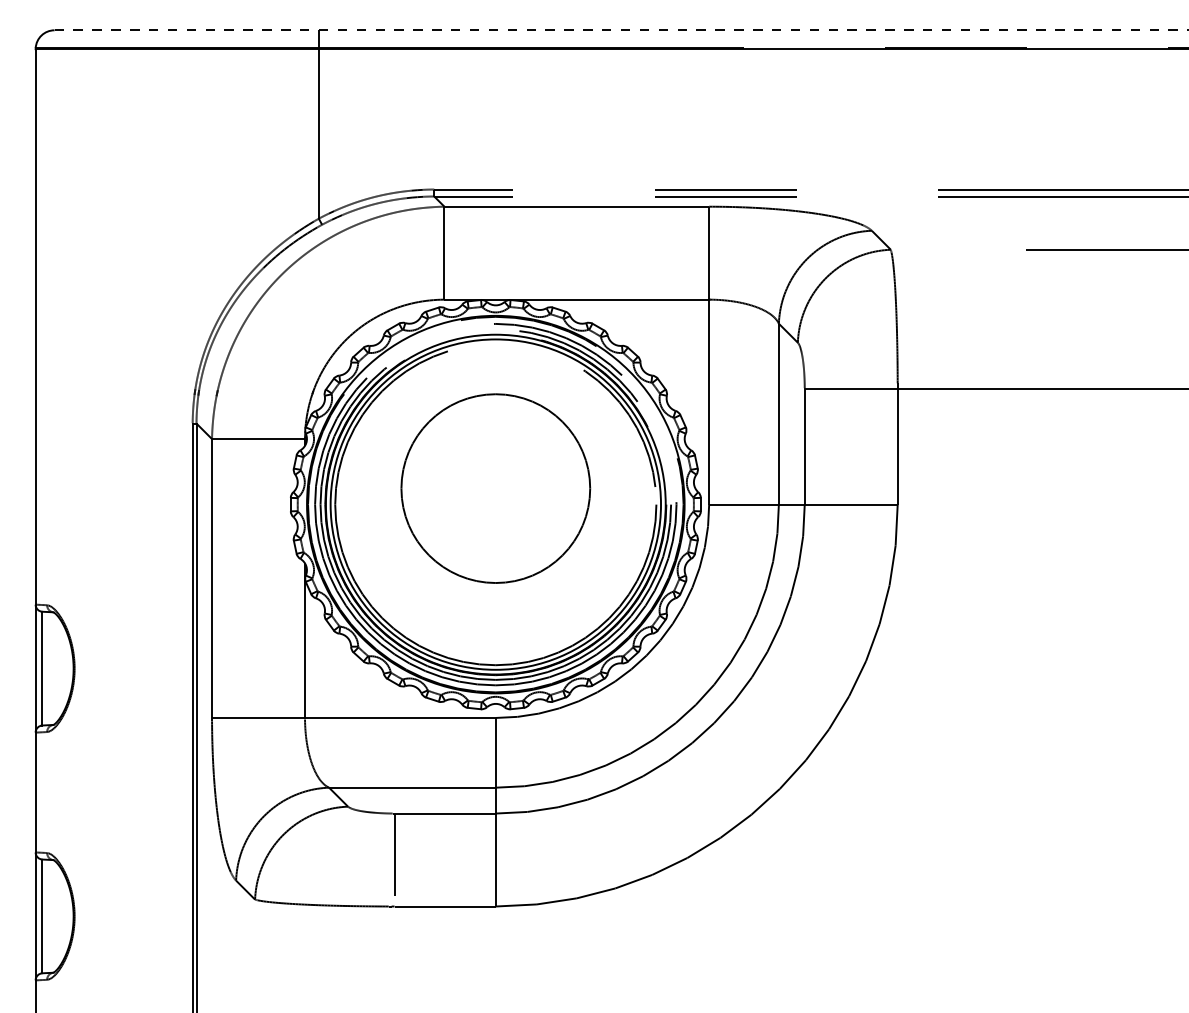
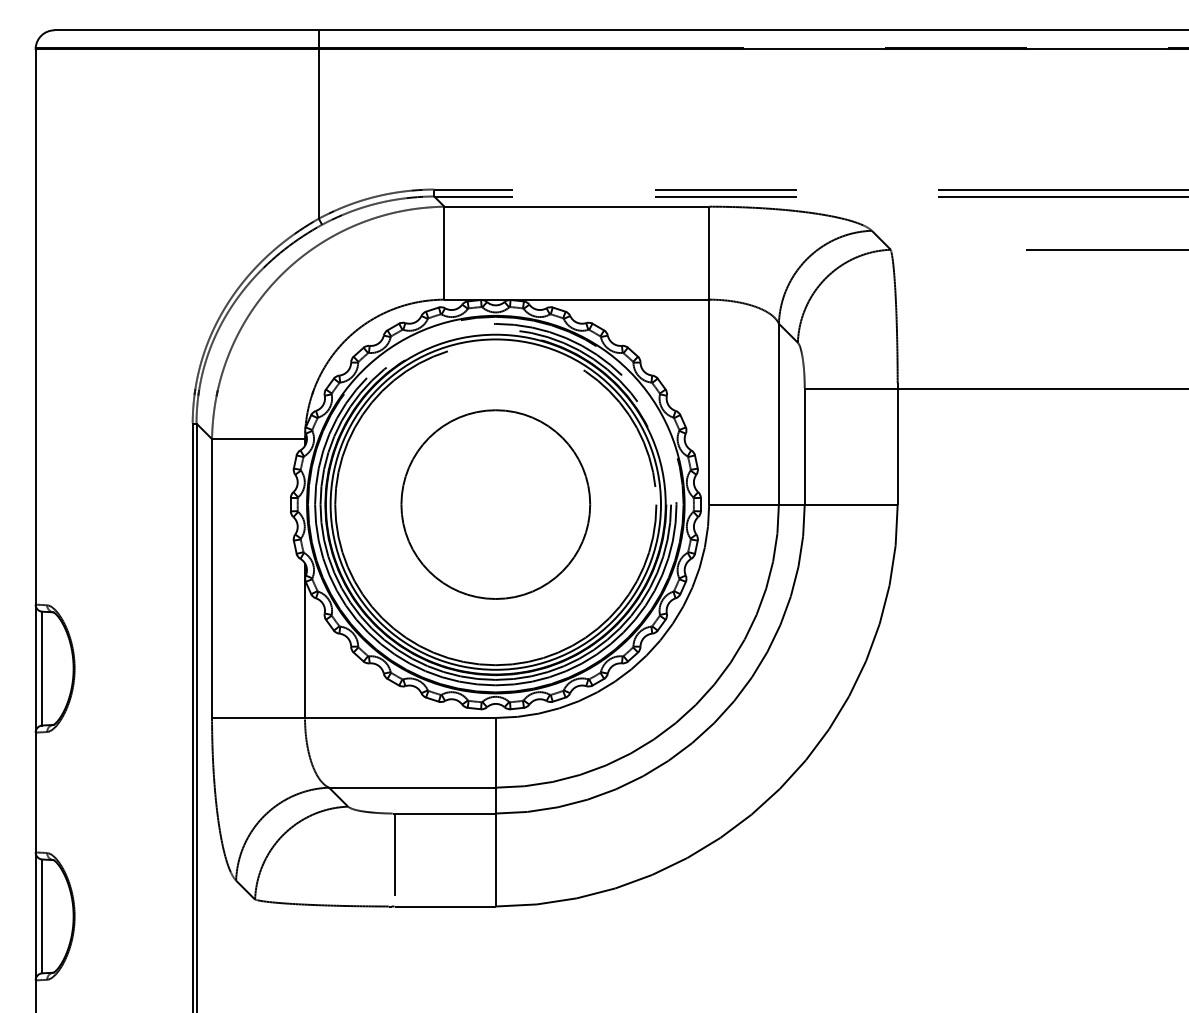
line: dashed -> solid (621, 30)
circle position: (495, 488) -> (495, 504) (495, 504)
